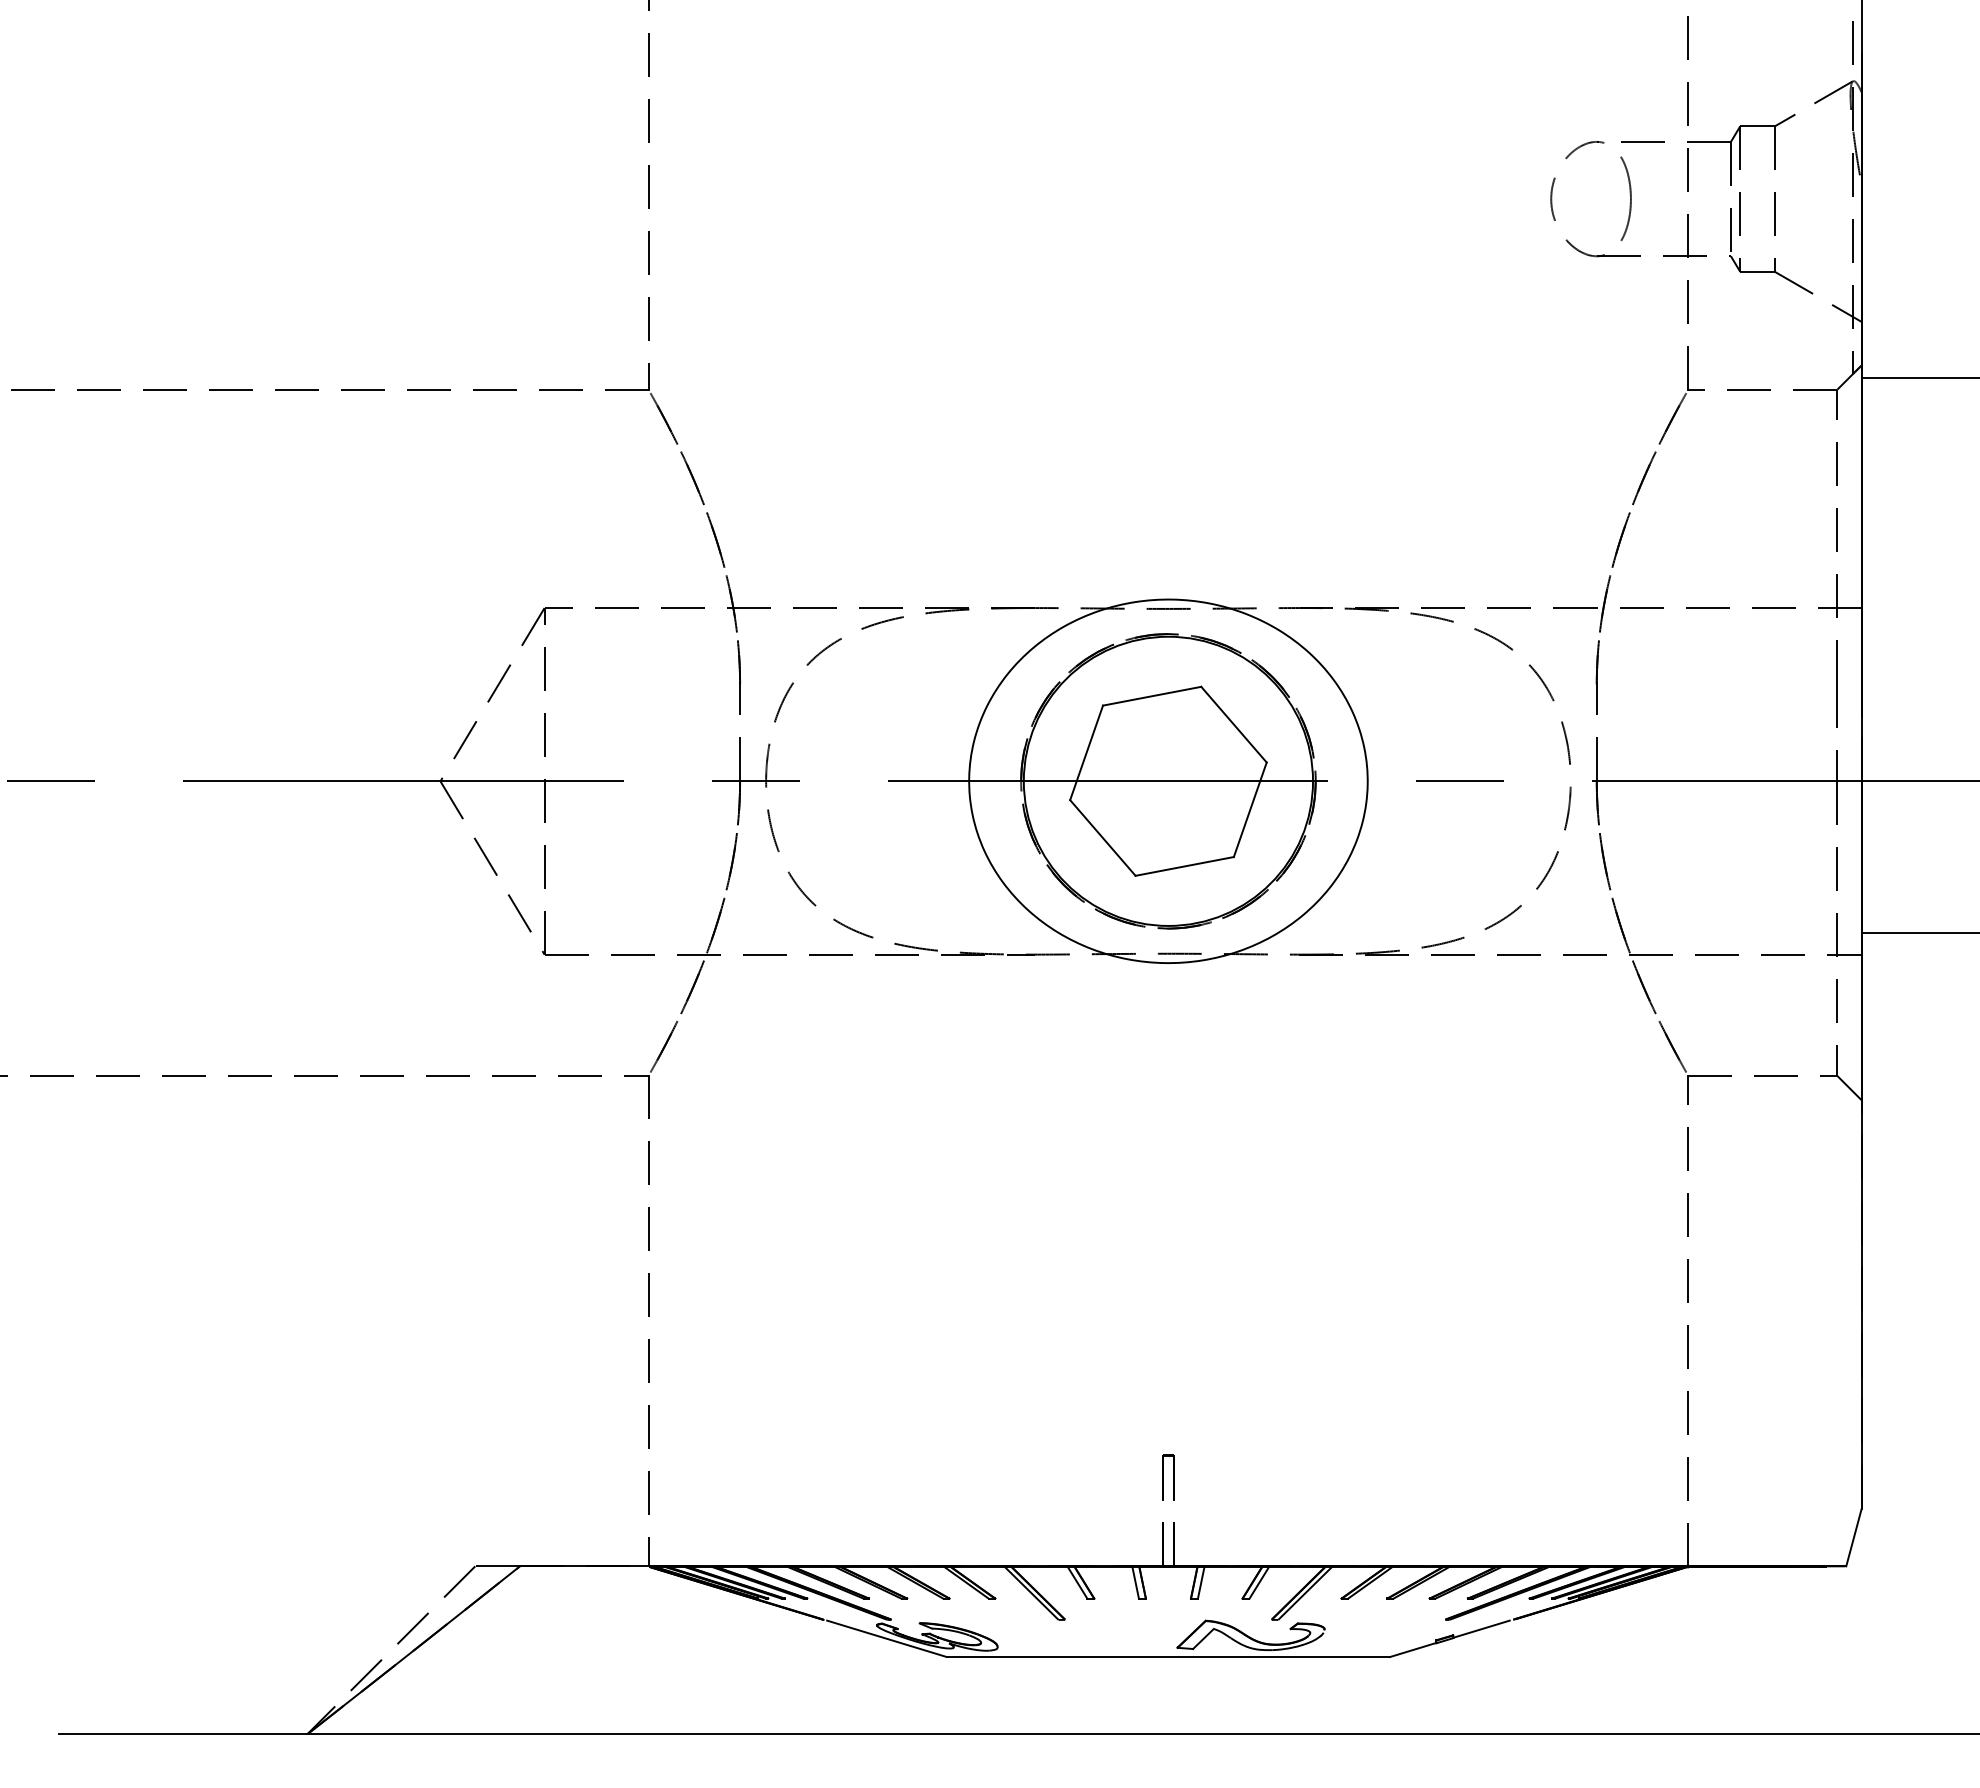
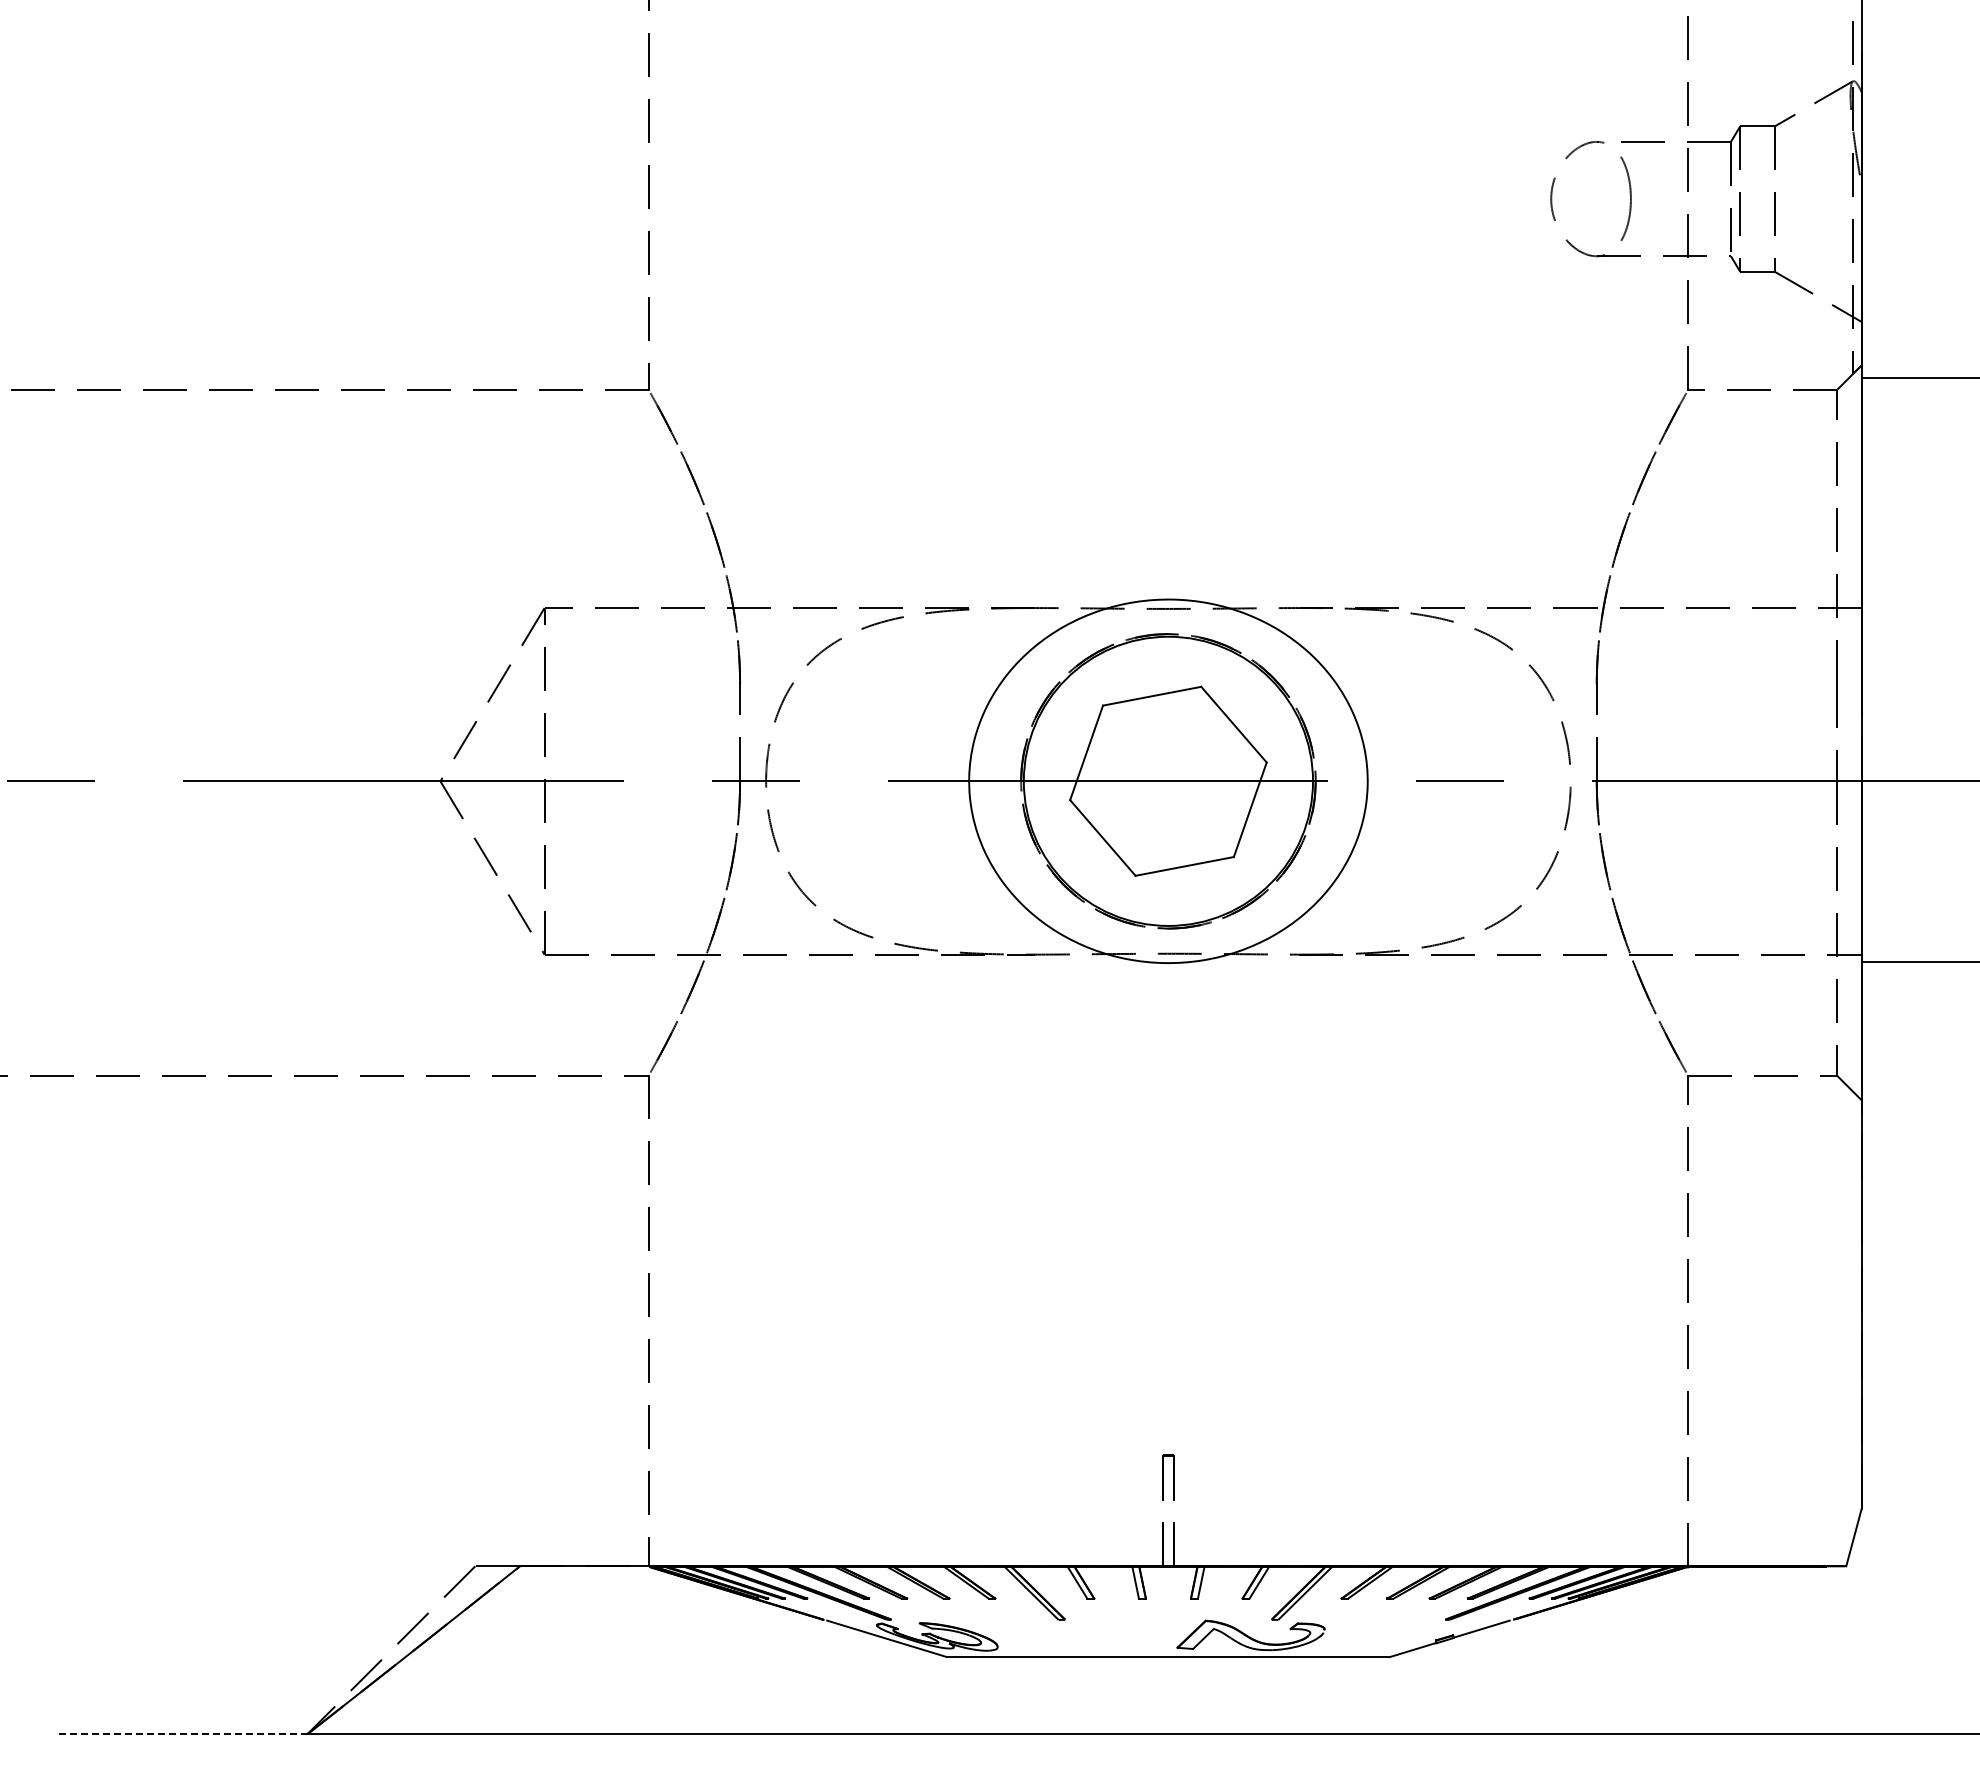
line position: (1918, 932) -> (1918, 961) (1918, 961)
line: solid -> dashed (184, 1734)
